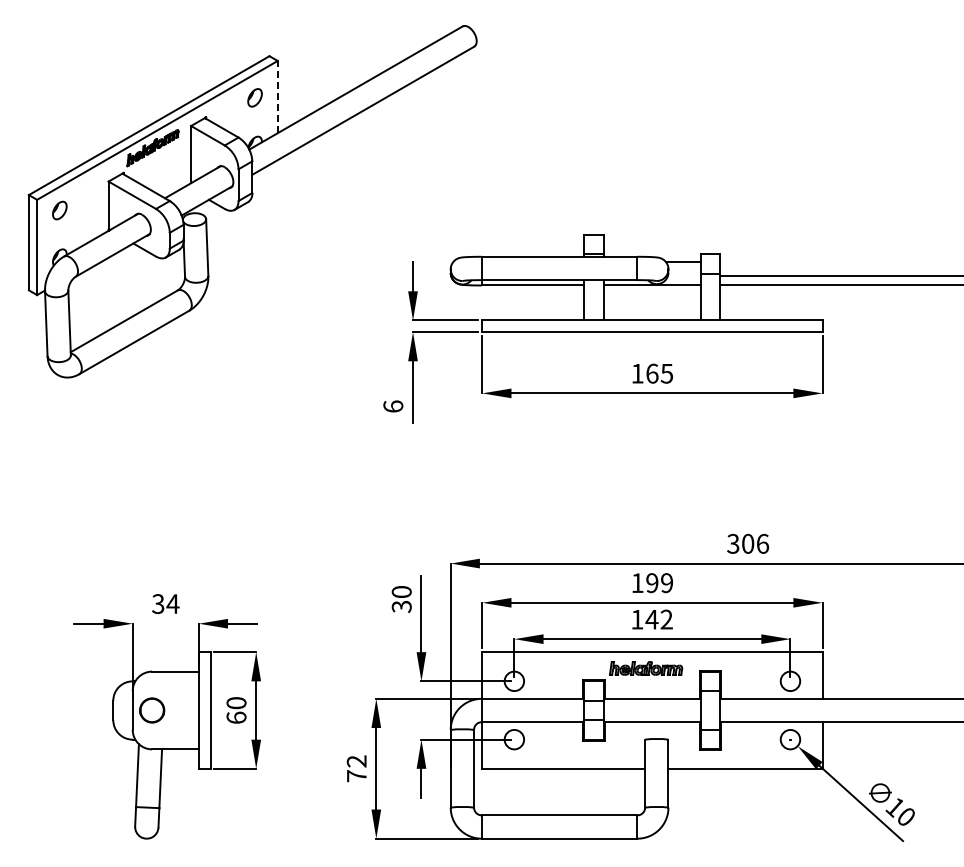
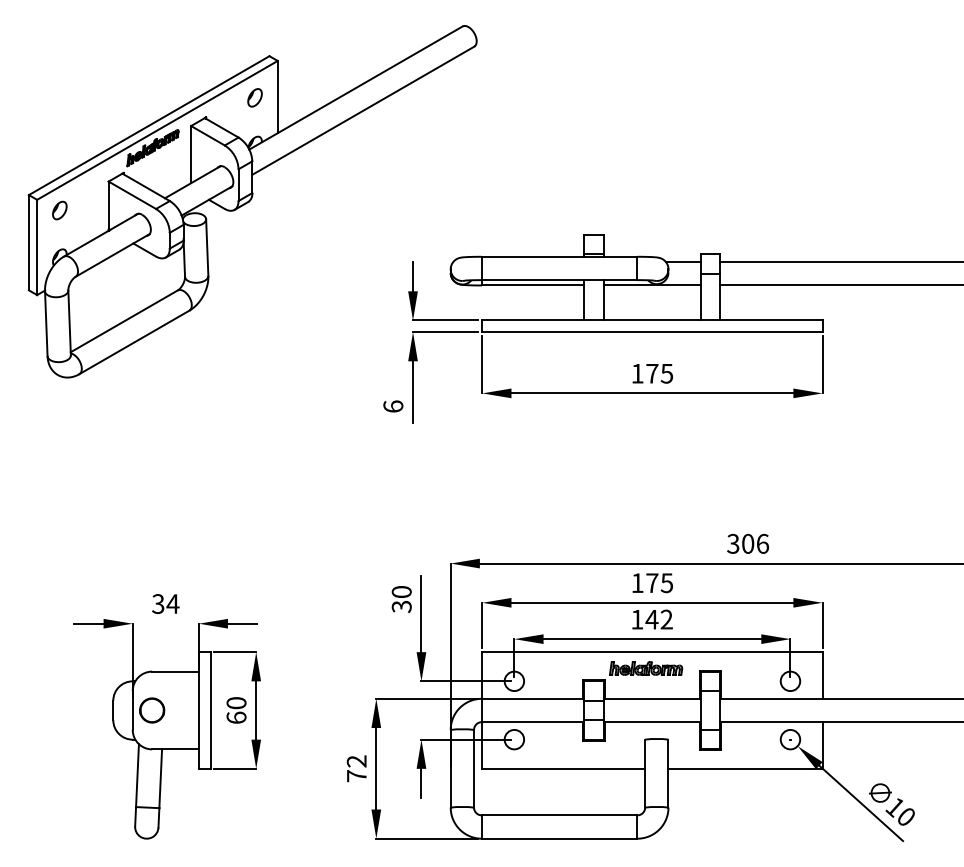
line: dashed -> solid (277, 96)
line position: (840, 276) -> (840, 262) (840, 262)
text: 165 -> 175 (652, 373)
text: 199 -> 175 (659, 583)
